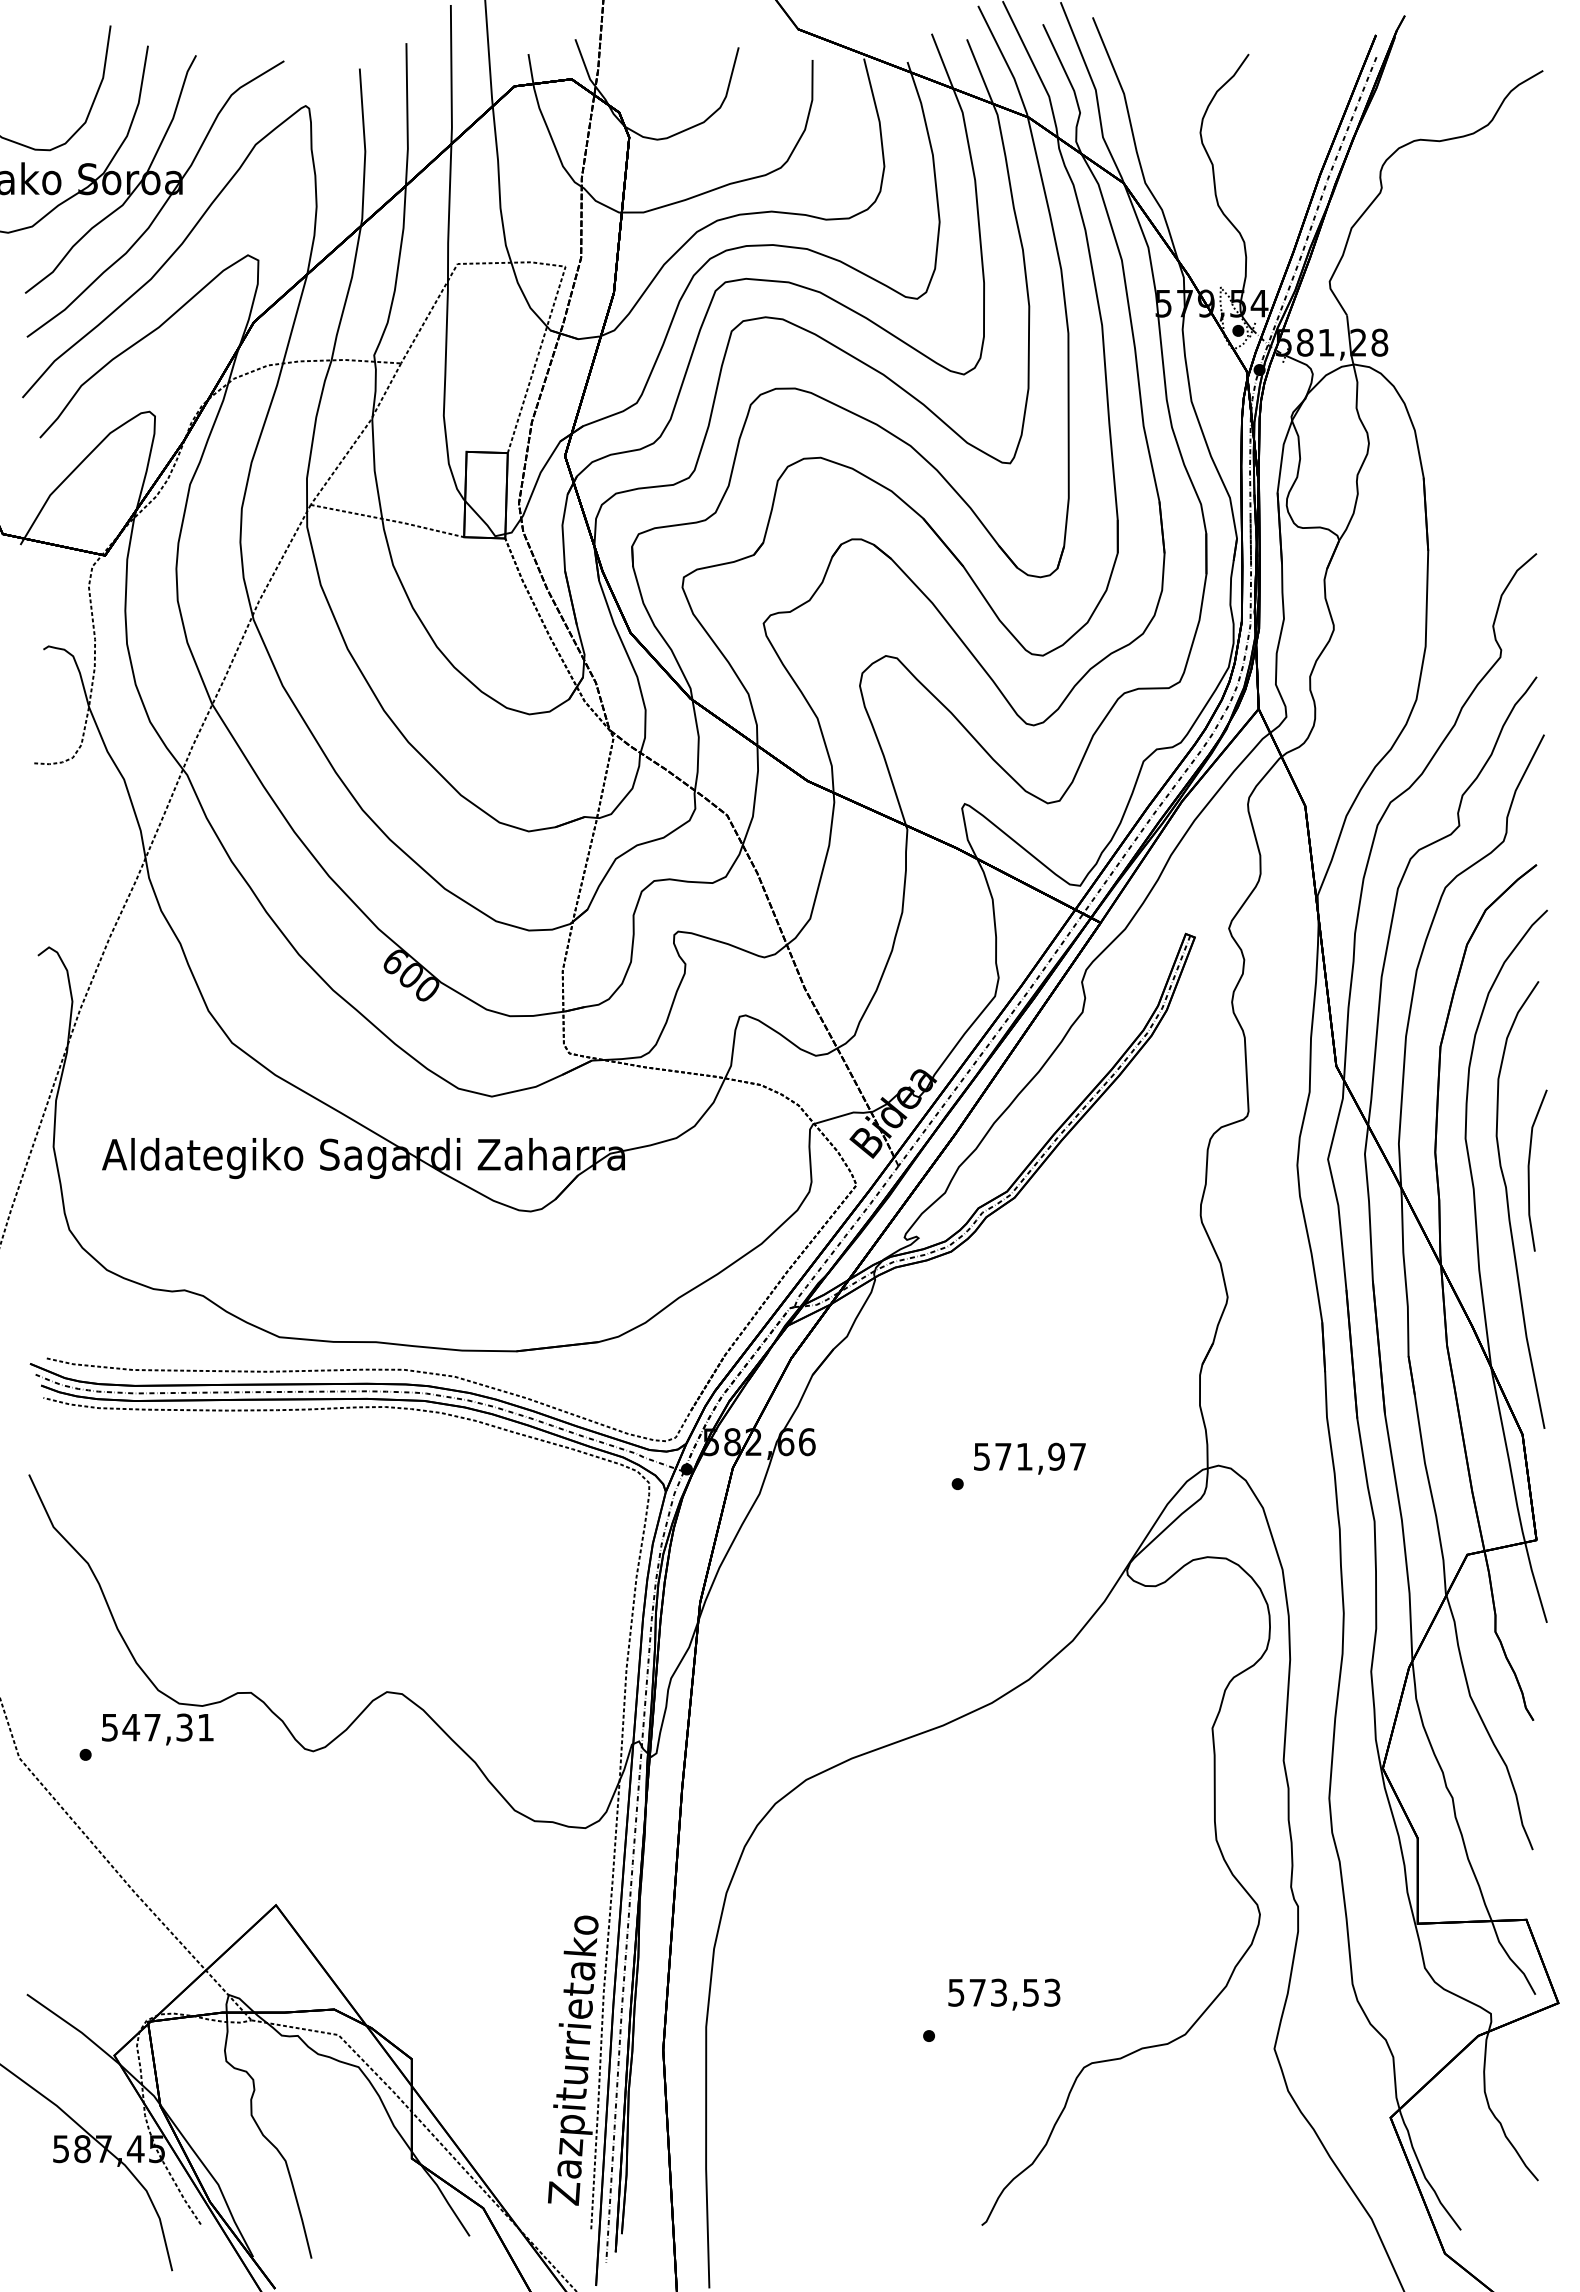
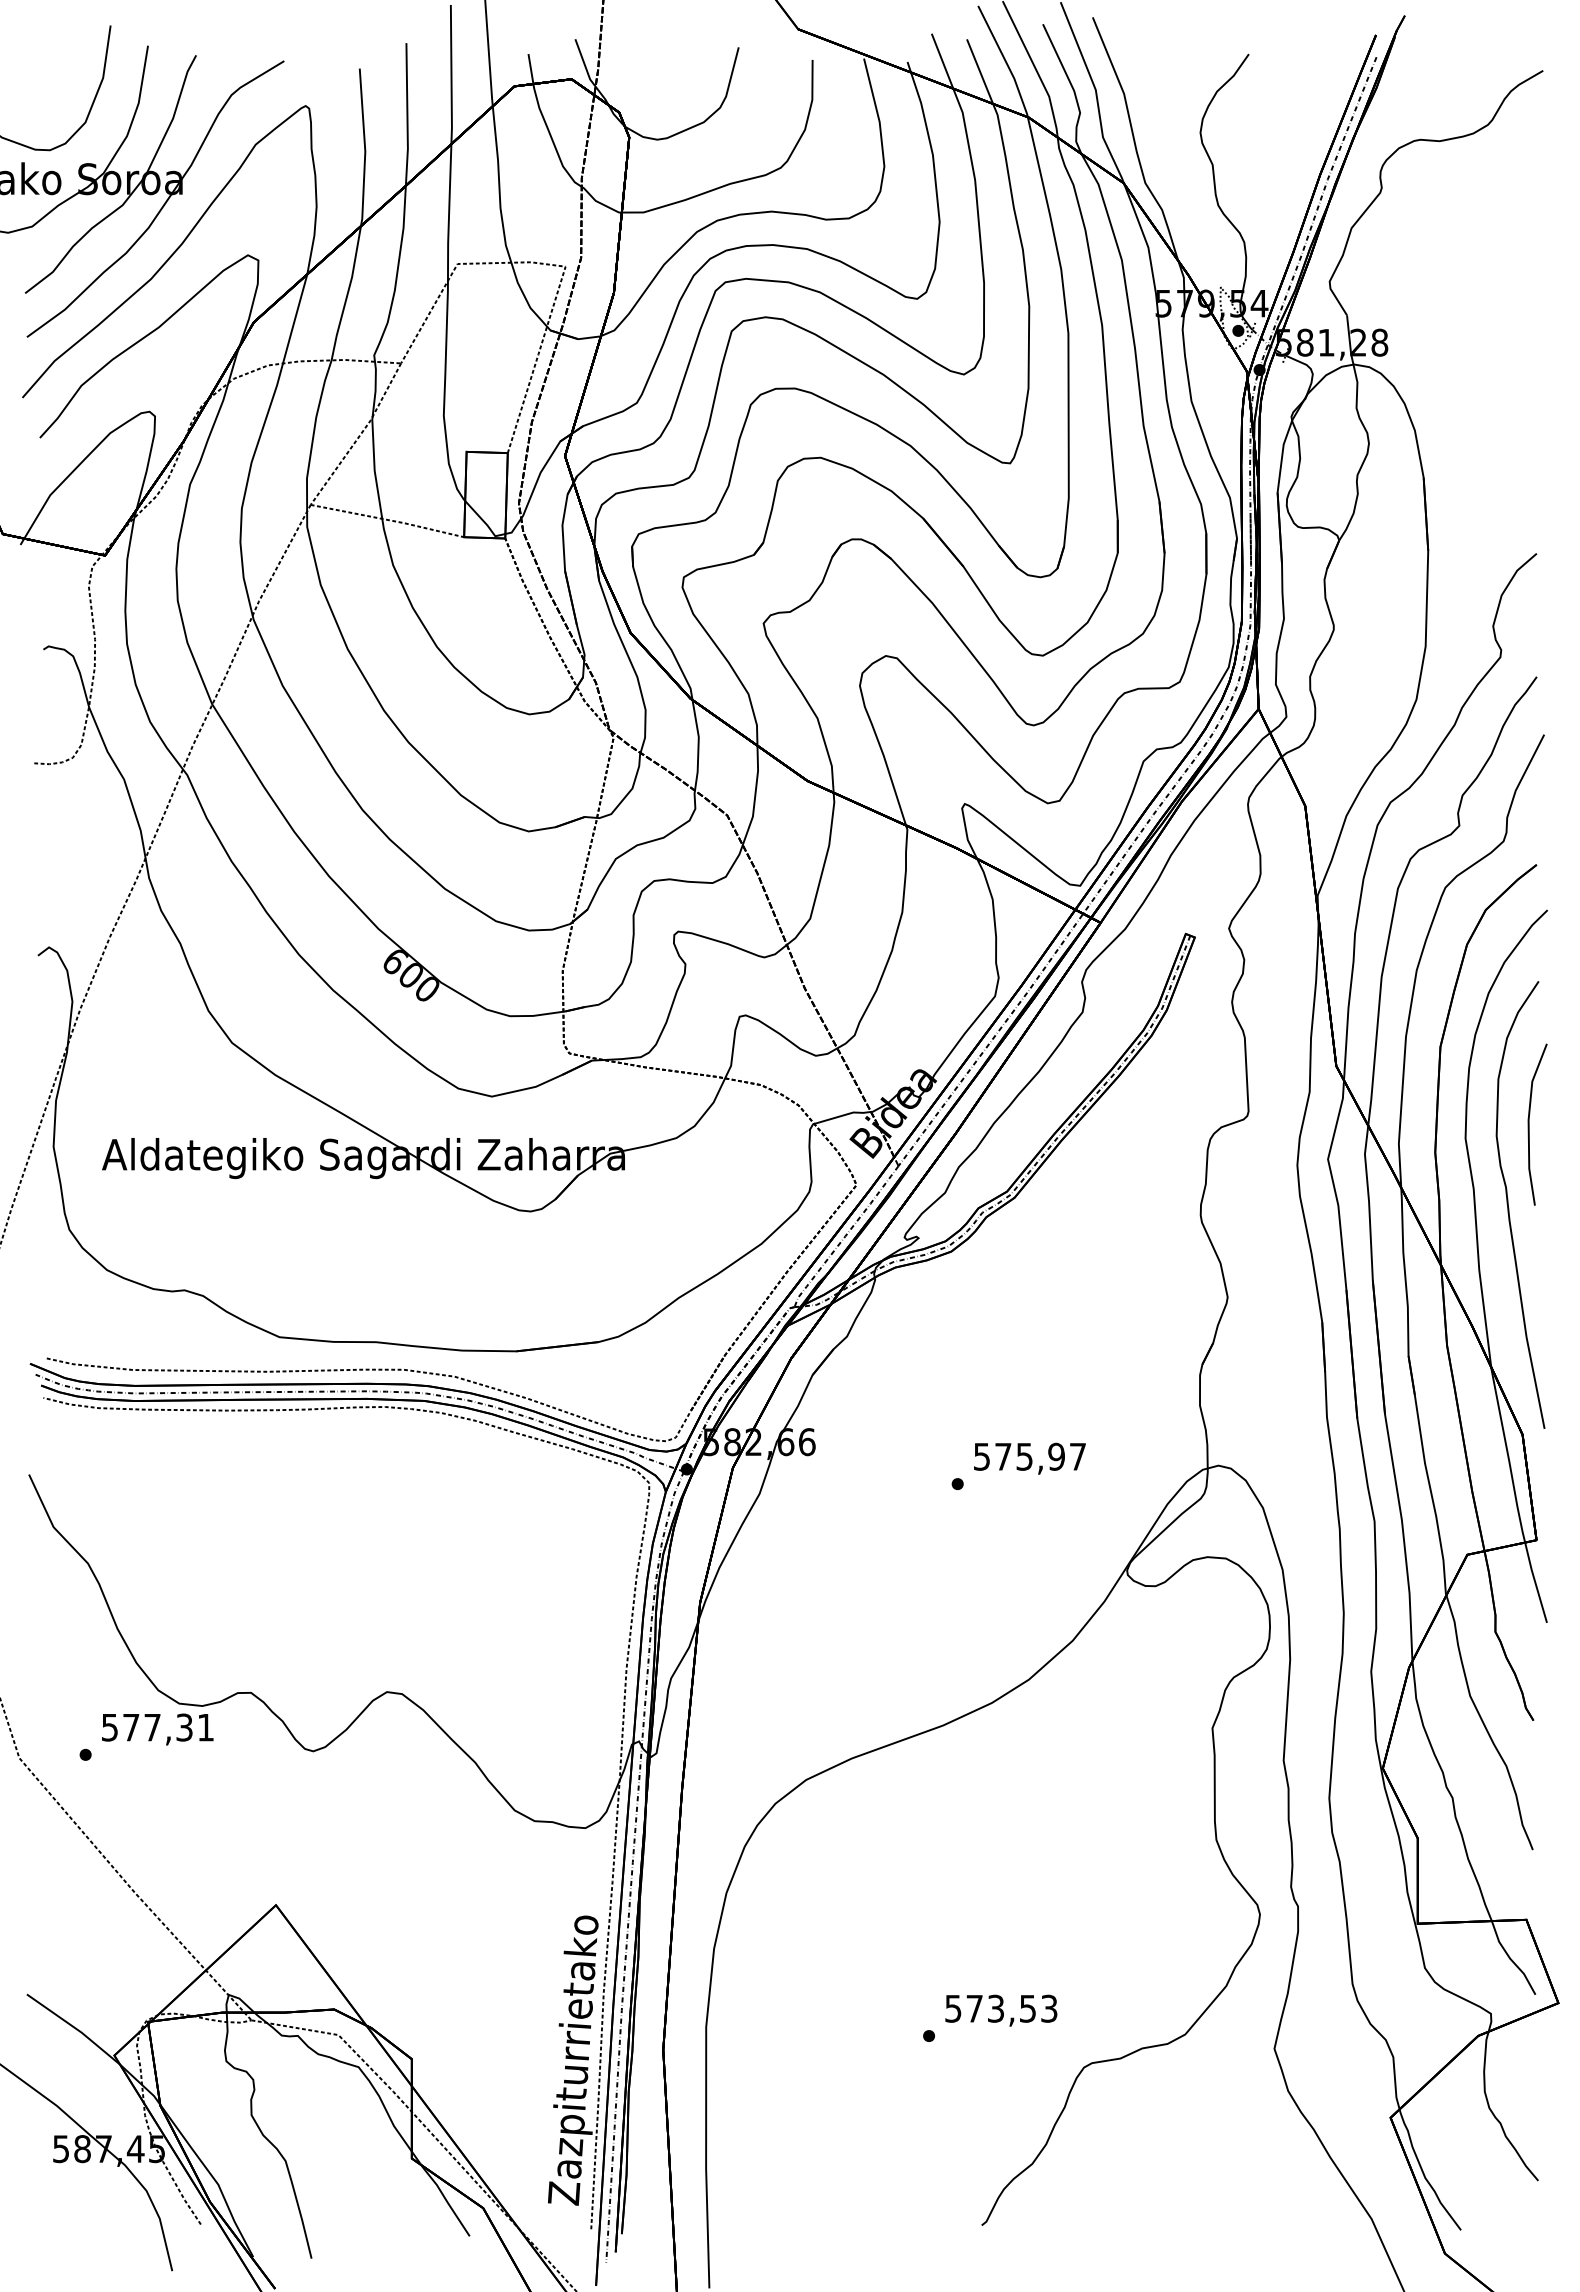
line position: (1529, 1170) -> (1529, 1124) (1529, 1124)
text: 571,97 -> 575,97 (1024, 1456)
text: 547,31 -> 577,31 (131, 1727)
text position: (1004, 1994) -> (1001, 2010) (1001, 2010)
